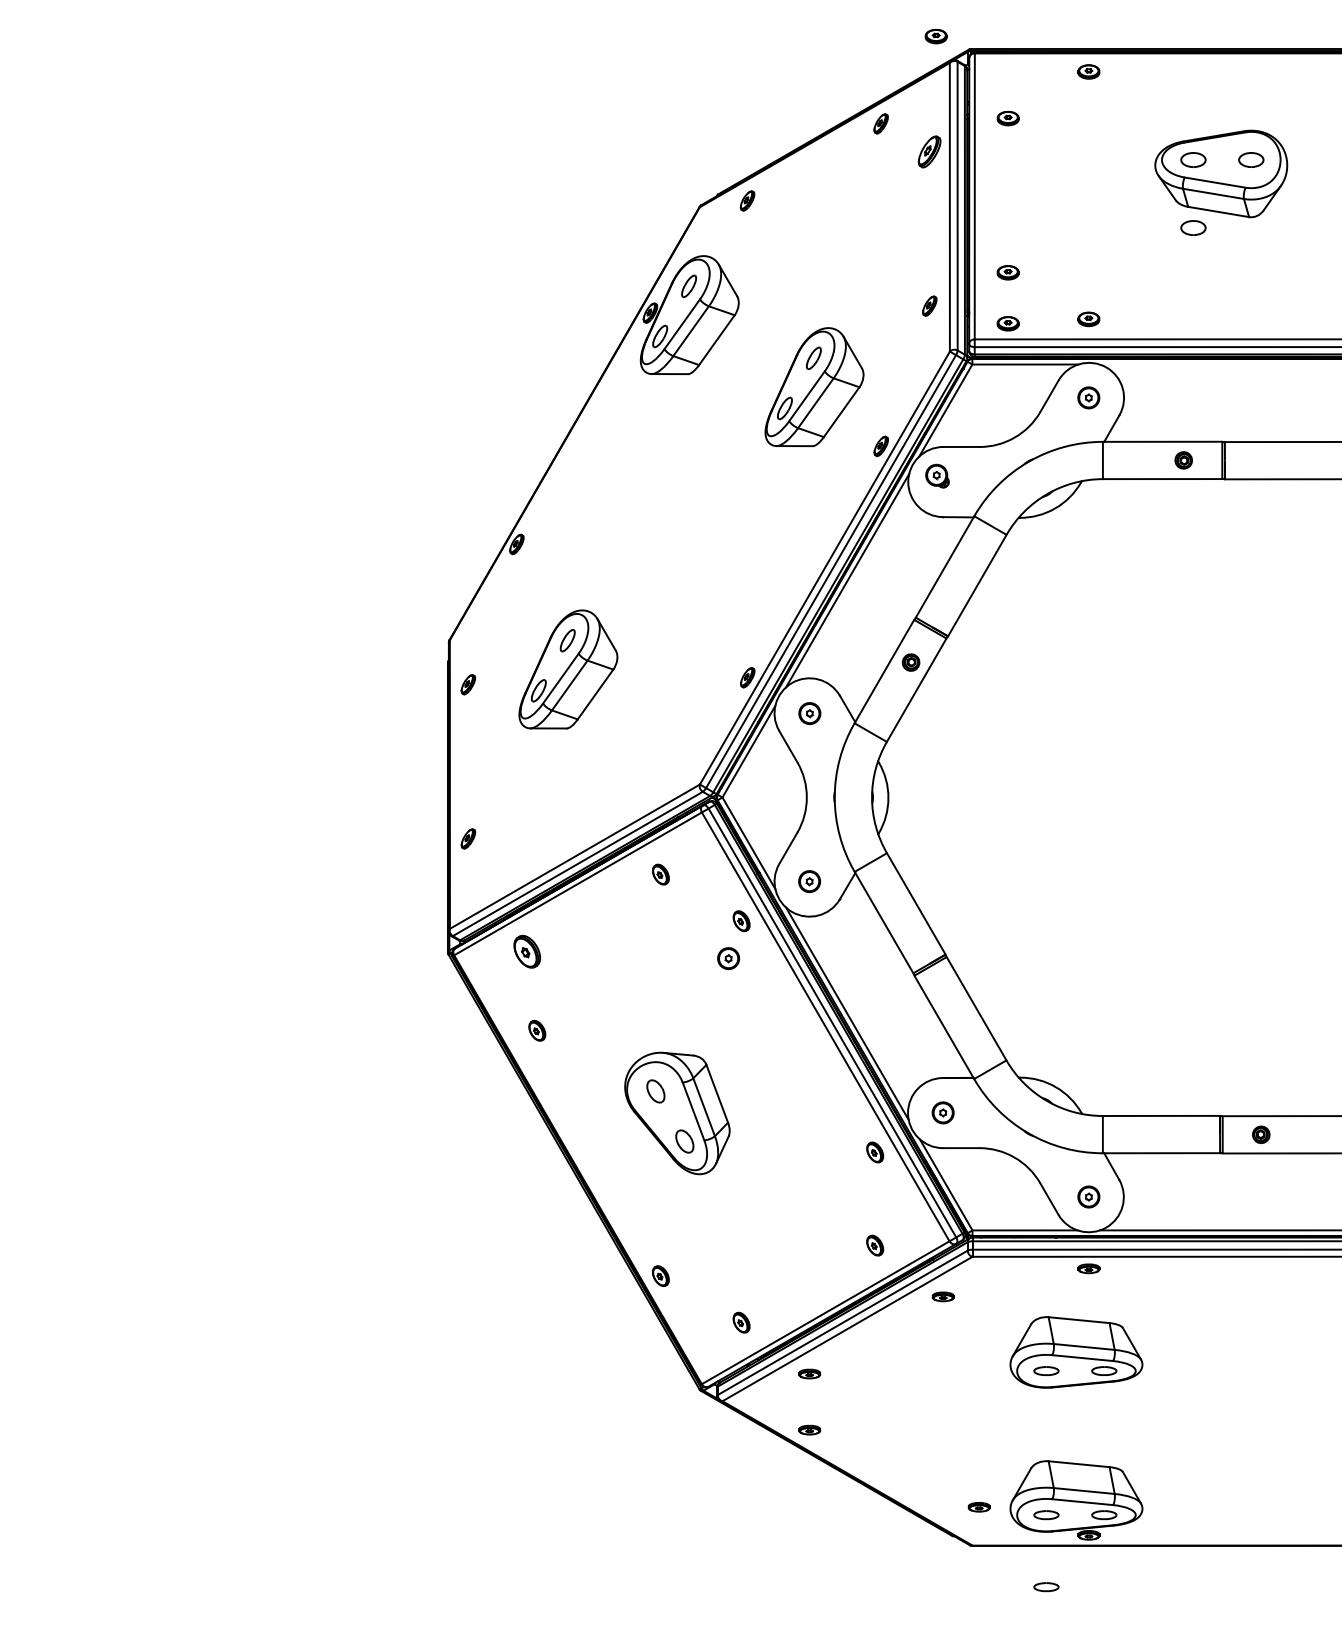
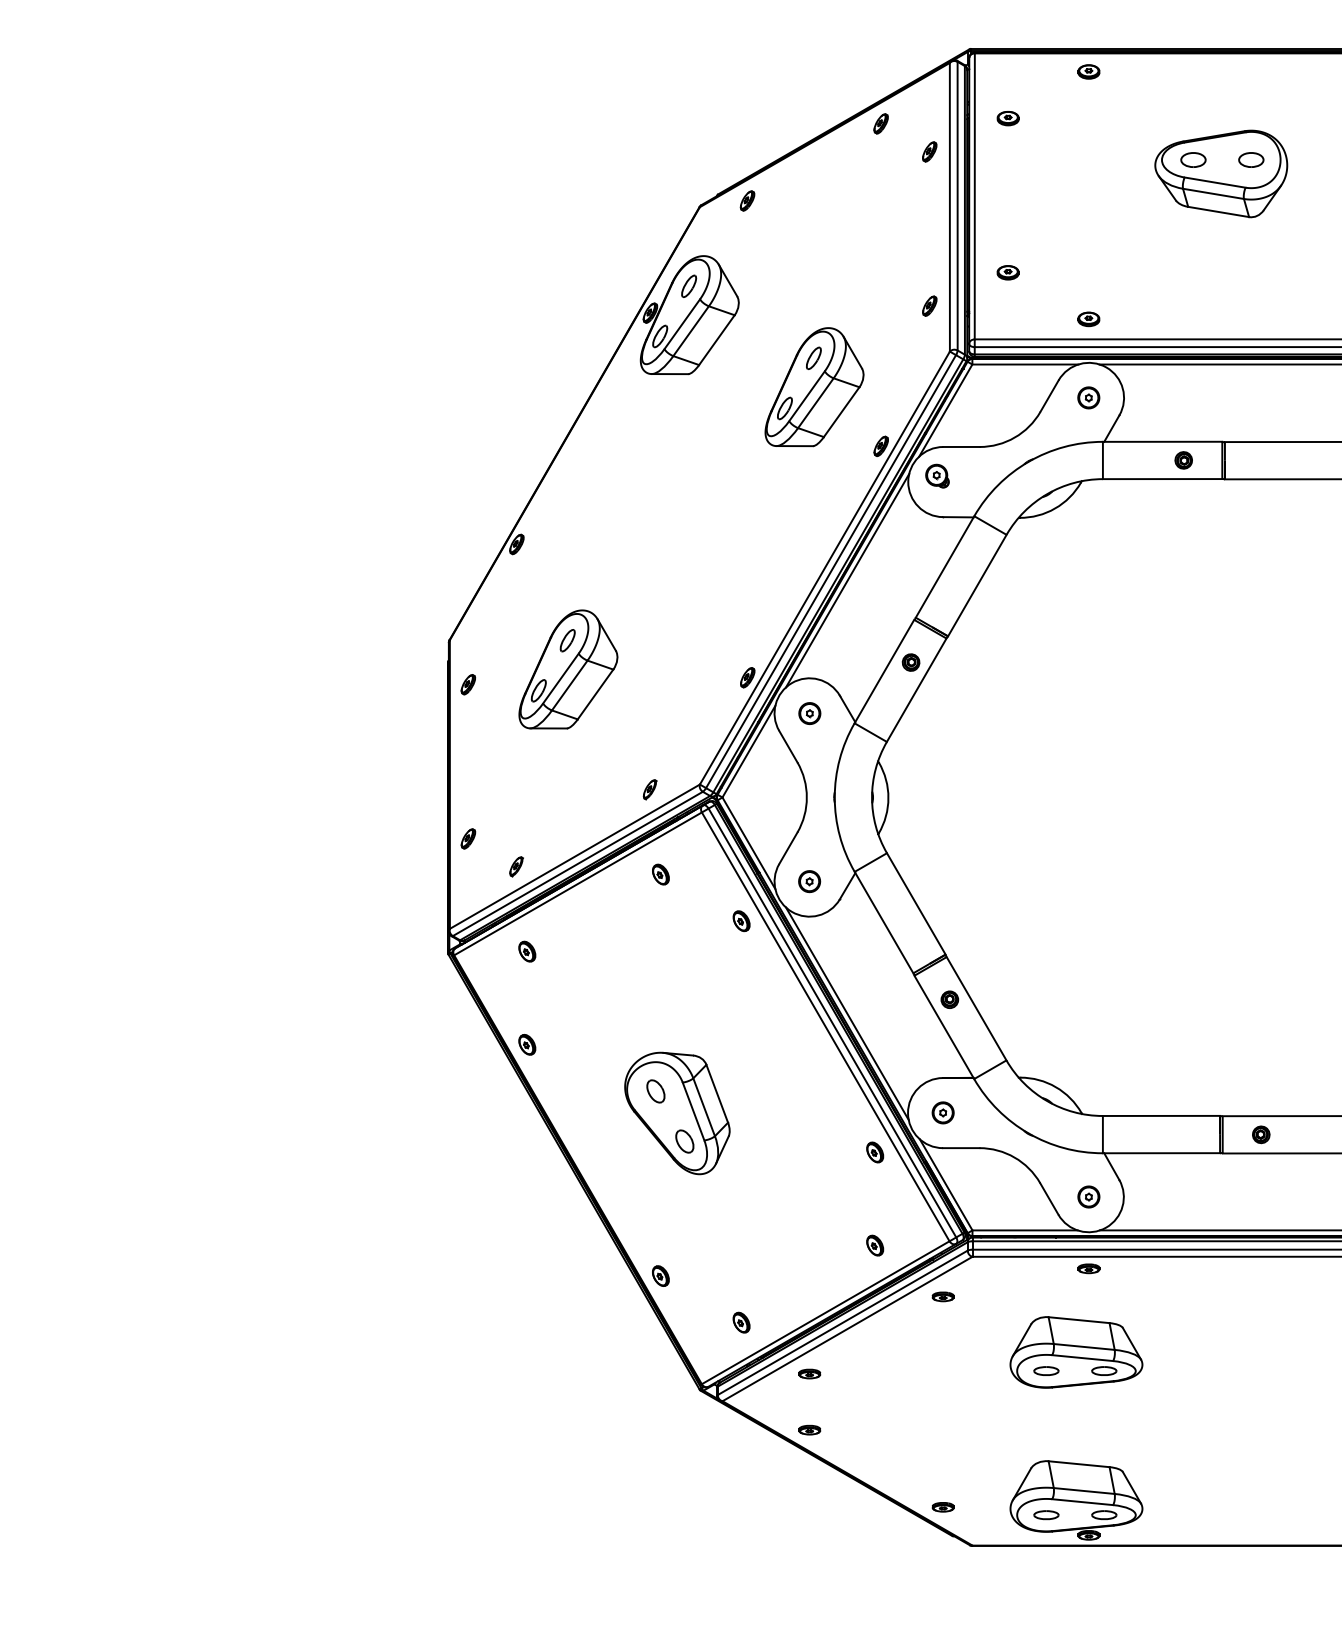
part: present -> none (935, 36)
part size: 25x34 px -> 16x22 px (929, 151)
part: present -> none (1193, 227)
part: present -> none (1007, 323)
line: none -> present (1218, 364)
part: none -> present (649, 789)
part: none -> present (516, 866)
part size: 28x35 px -> 19x23 px (527, 951)
part: present -> none (728, 958)
part: none -> present (949, 999)
part position: (537, 1030) -> (527, 1044) (527, 1044)
part position: (978, 1507) -> (942, 1507) (942, 1507)
part: present -> none (1046, 1587)
